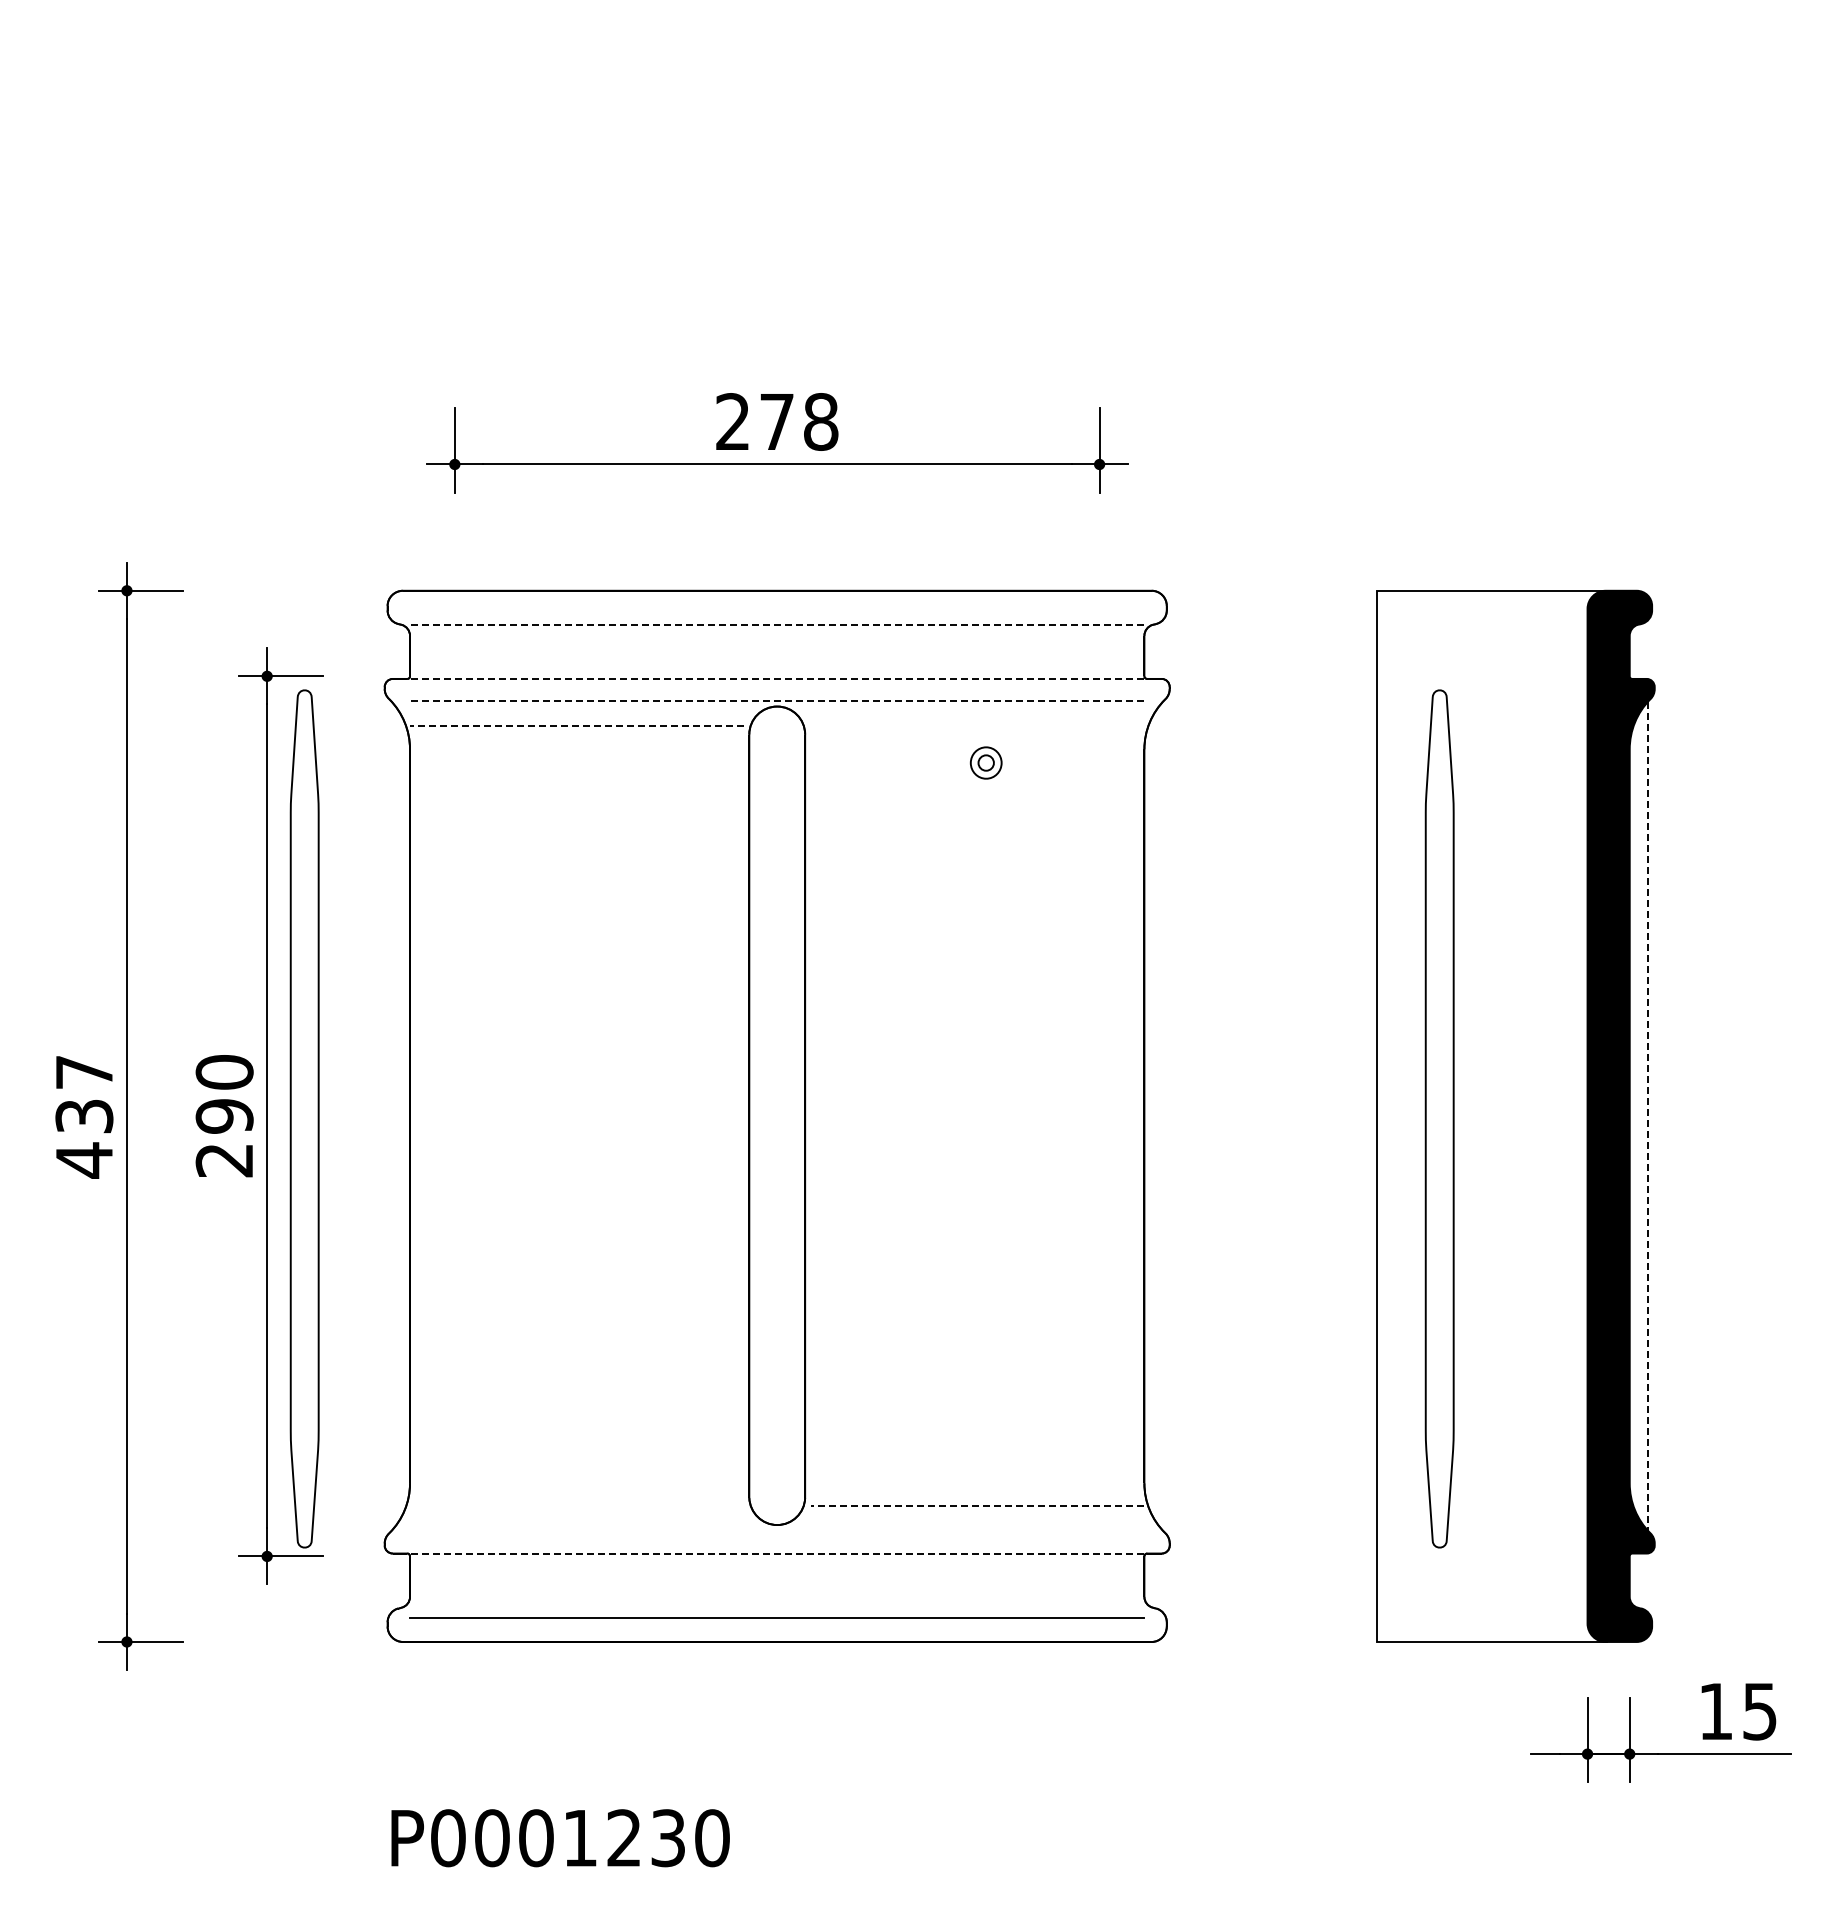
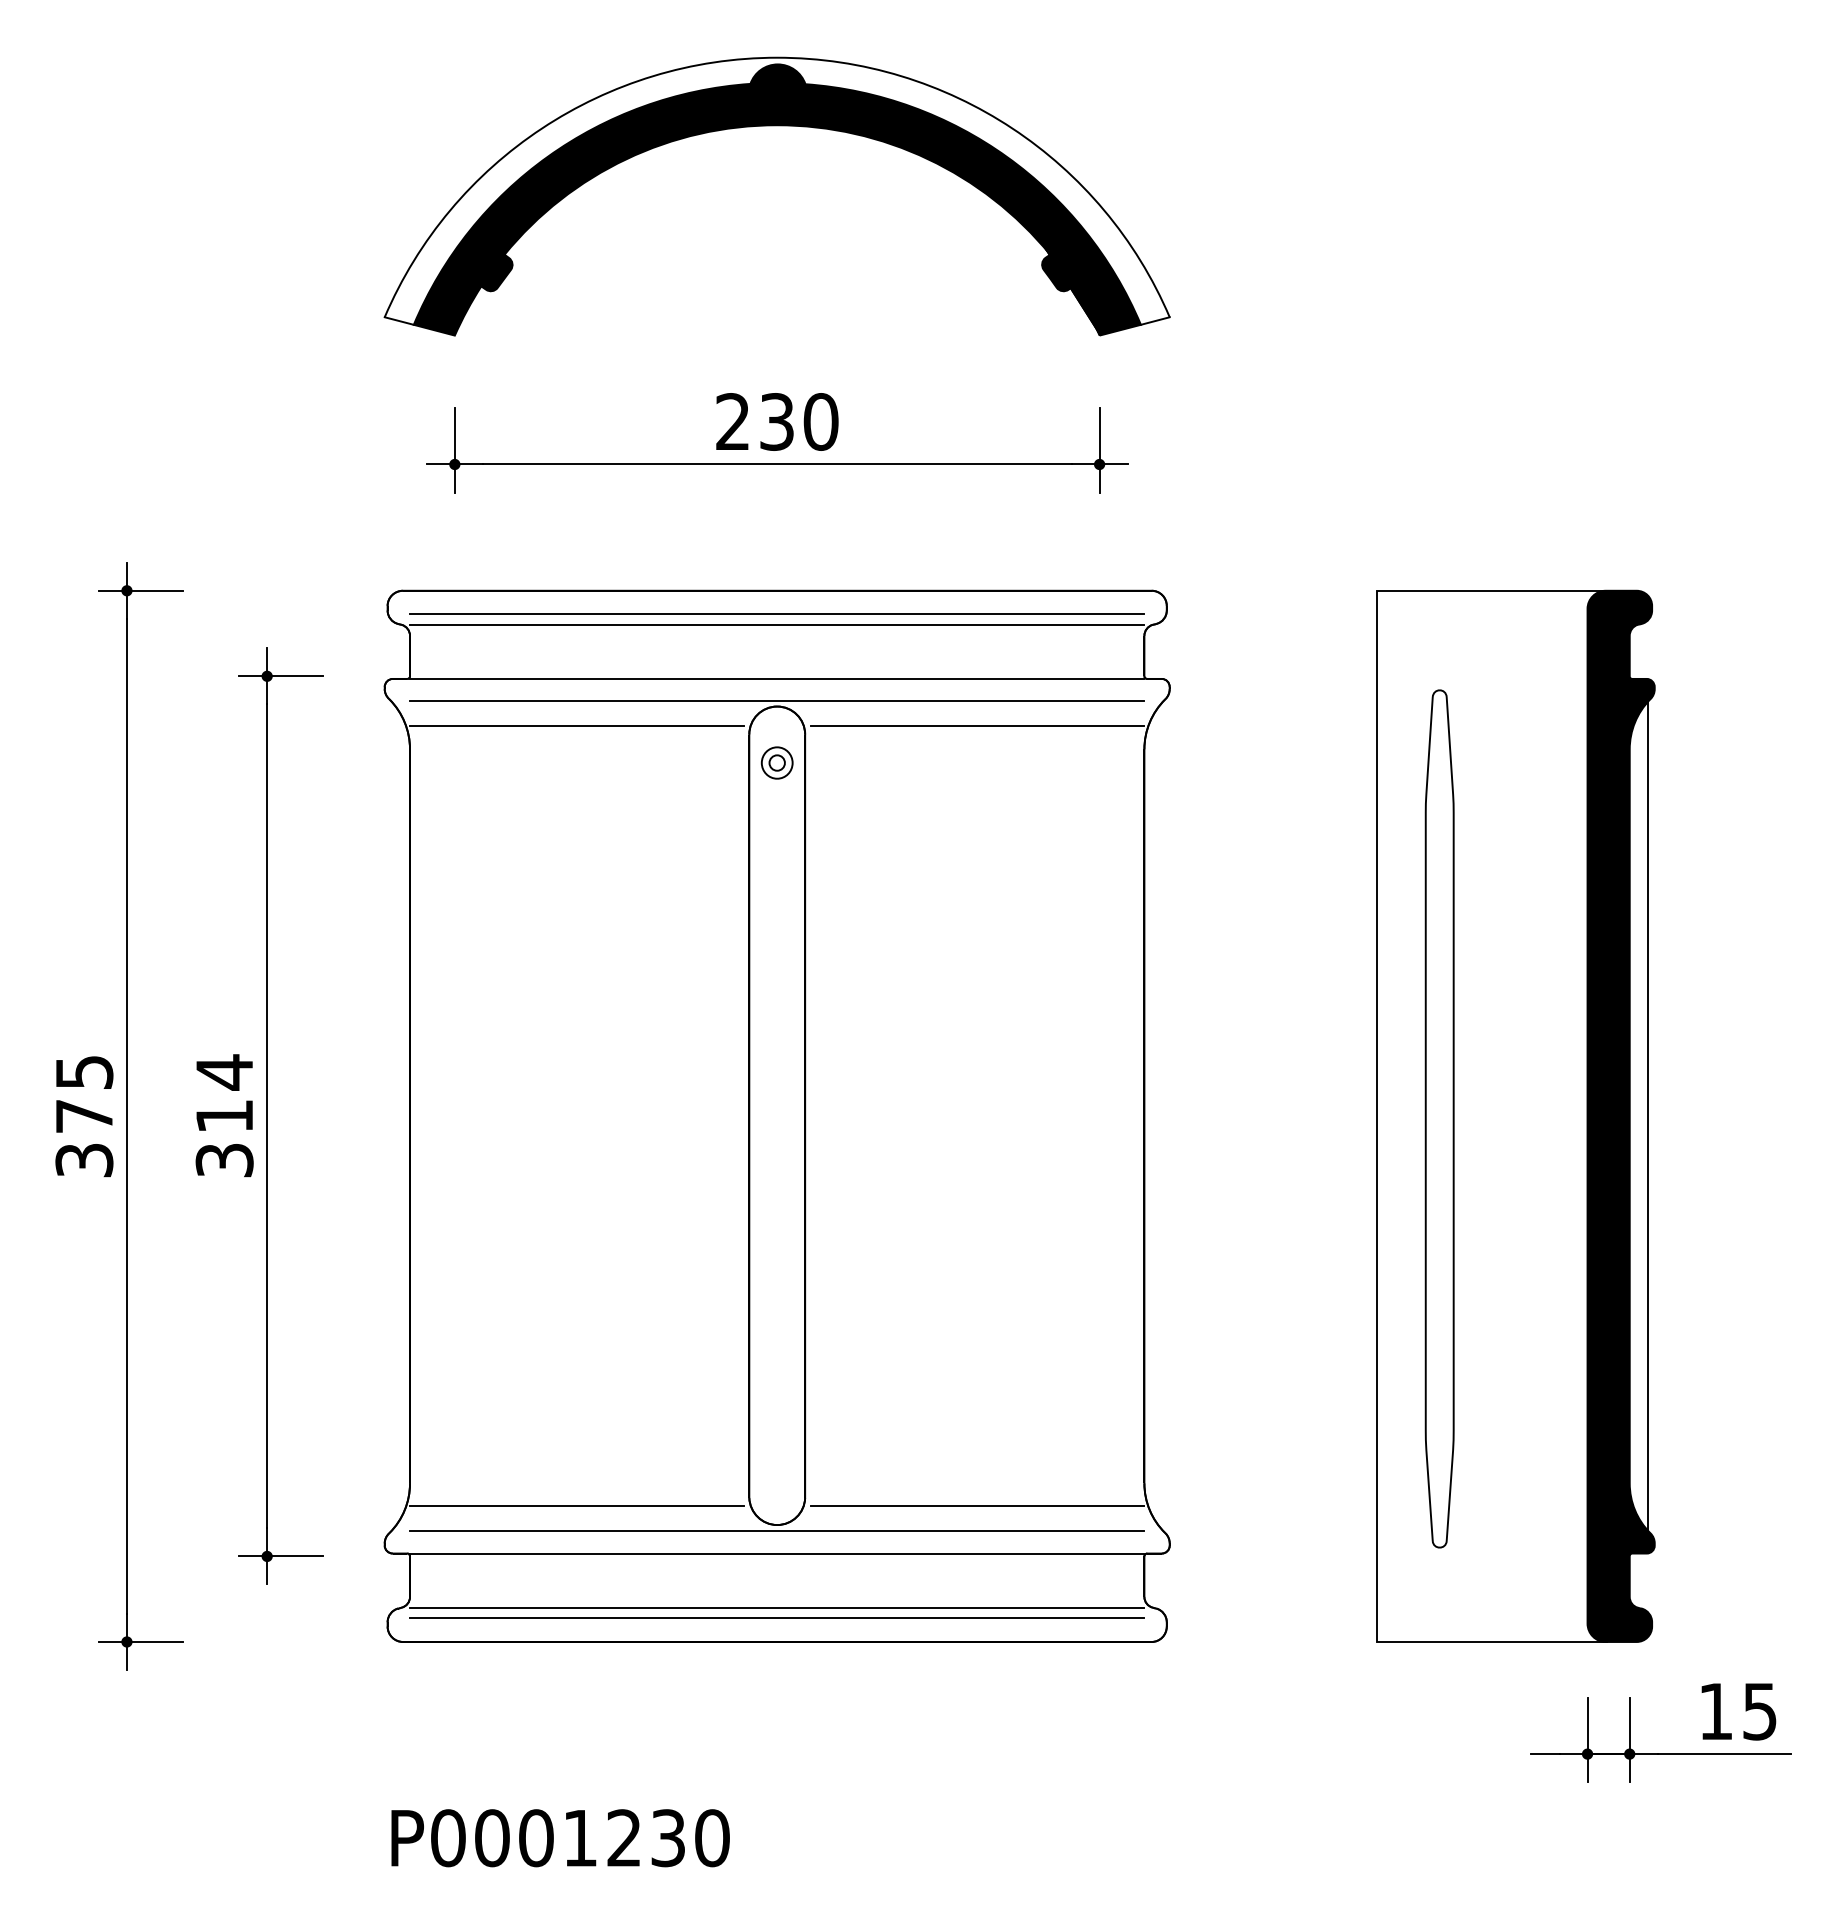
part: none -> present (776, 126)
text: 278 -> 230 (799, 421)
line: none -> present (777, 614)
line: dashed -> solid (776, 624)
line: dashed -> solid (776, 678)
line: dashed -> solid (776, 701)
line: dashed -> solid (576, 726)
line: none -> present (977, 726)
part position: (985, 762) -> (776, 762) (776, 762)
text: 290 -> 314 (224, 1115)
line: dashed -> solid (1648, 1116)
text: 437 -> 375 (84, 1117)
part: present -> none (304, 1118)
line: none -> present (576, 1506)
line: dashed -> solid (977, 1506)
line: none -> present (777, 1531)
line: dashed -> solid (776, 1553)
line: none -> present (777, 1607)
